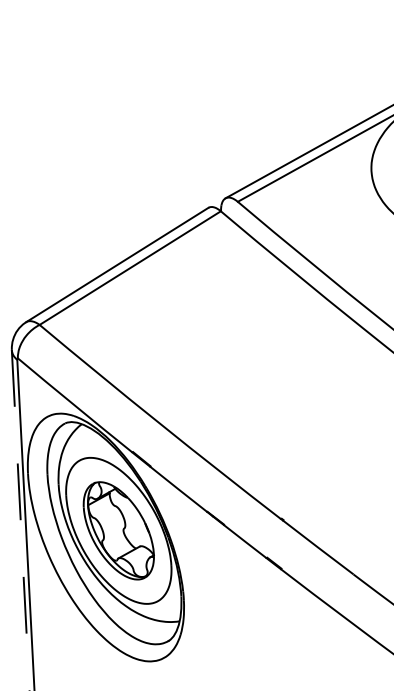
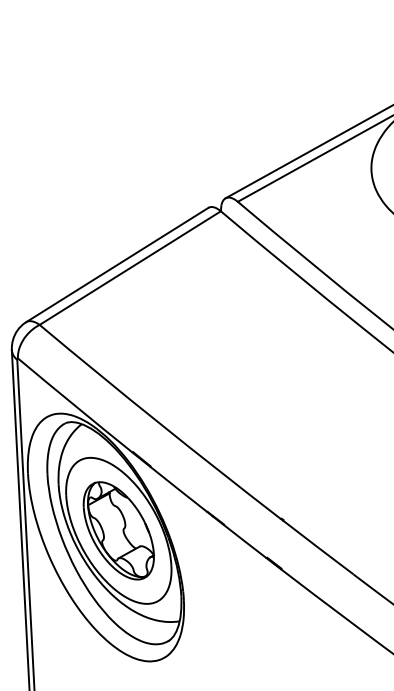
line: dashed -> solid (20, 520)
